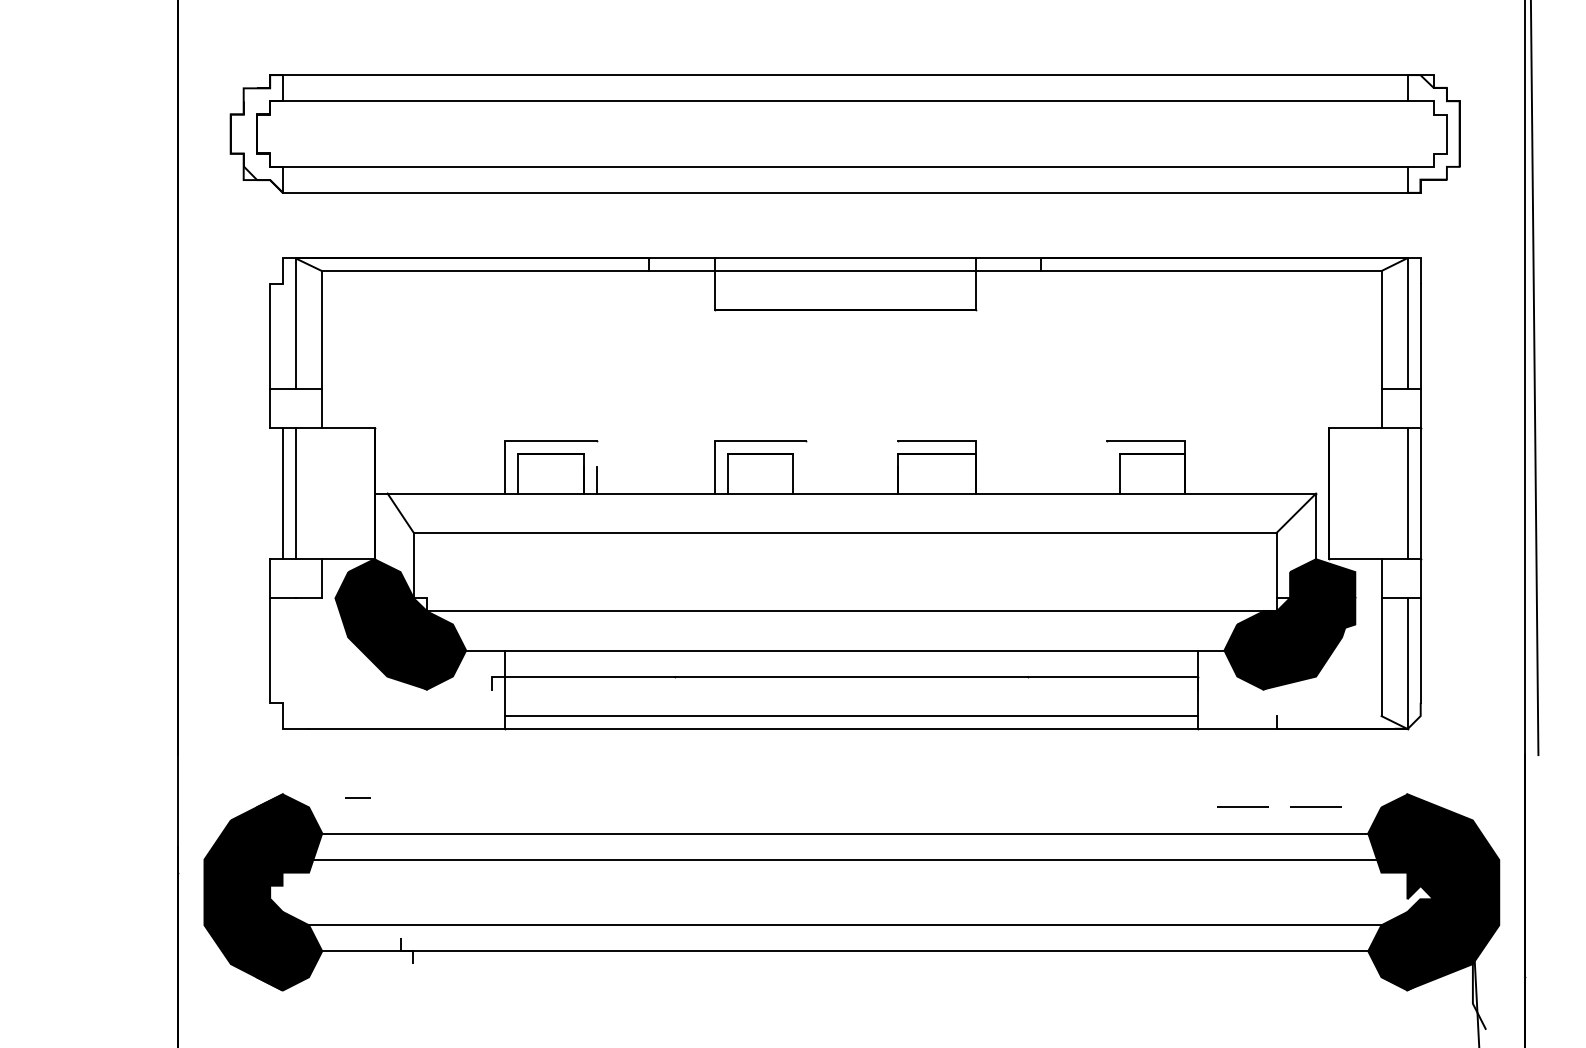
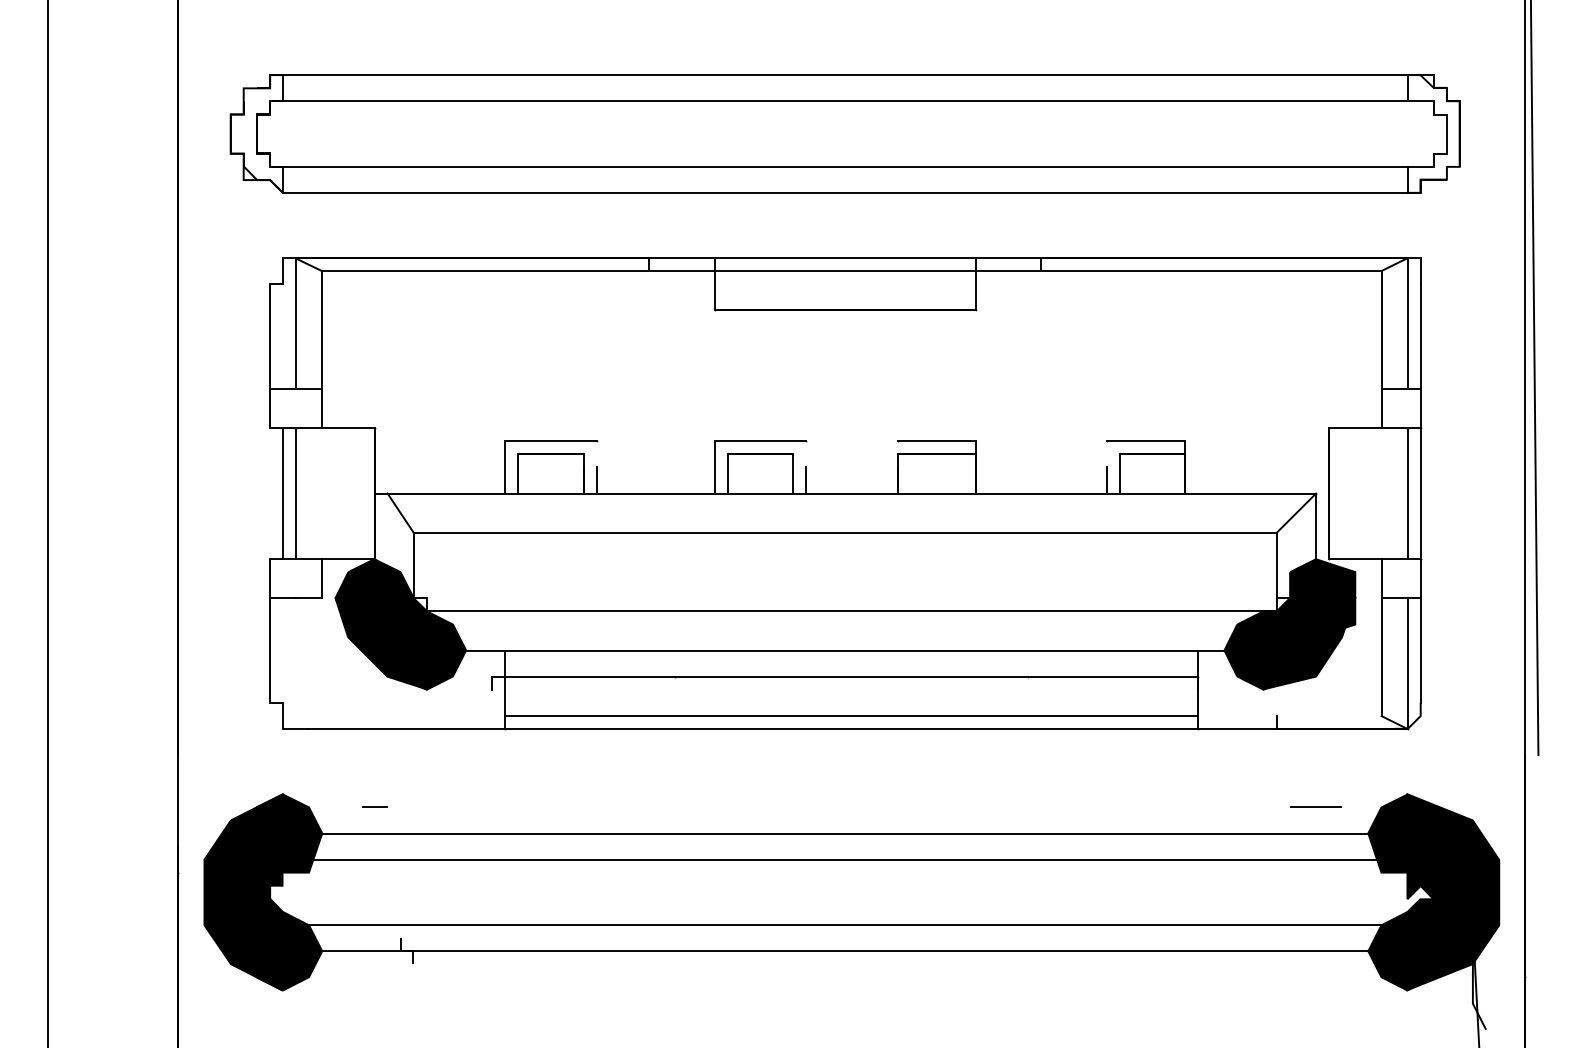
line: none -> present (806, 480)
line: none -> present (1106, 480)
line: none -> present (47, 523)
line position: (357, 797) -> (374, 806) (374, 806)
line: present -> none (1242, 806)
